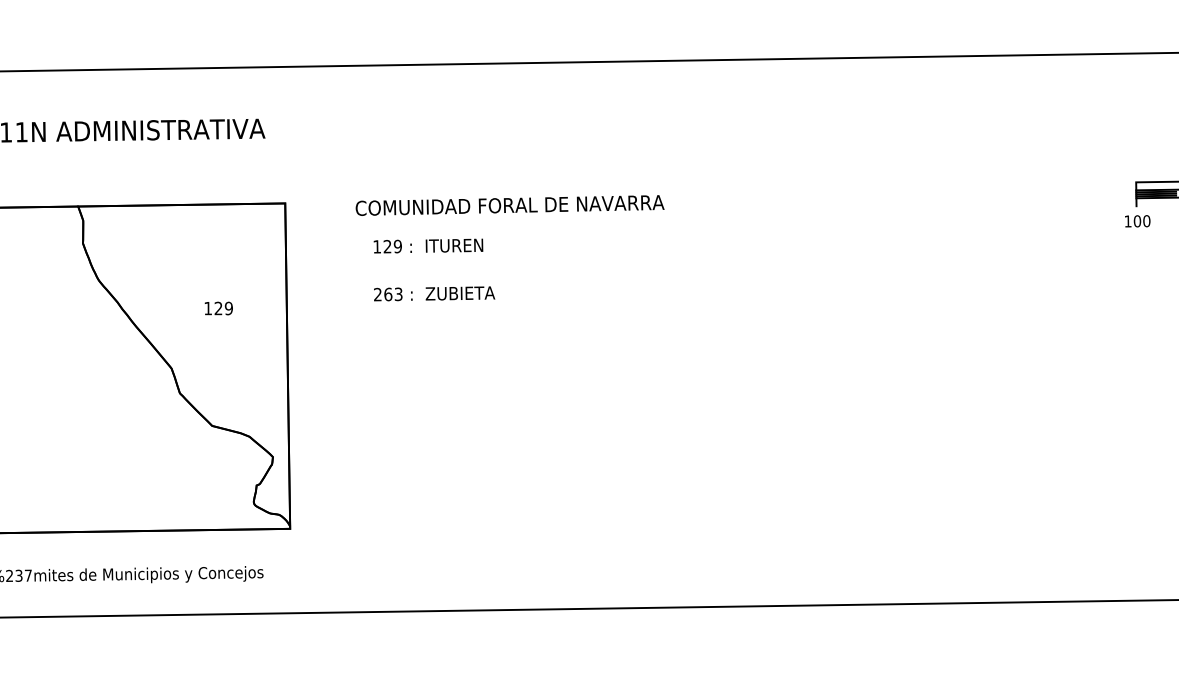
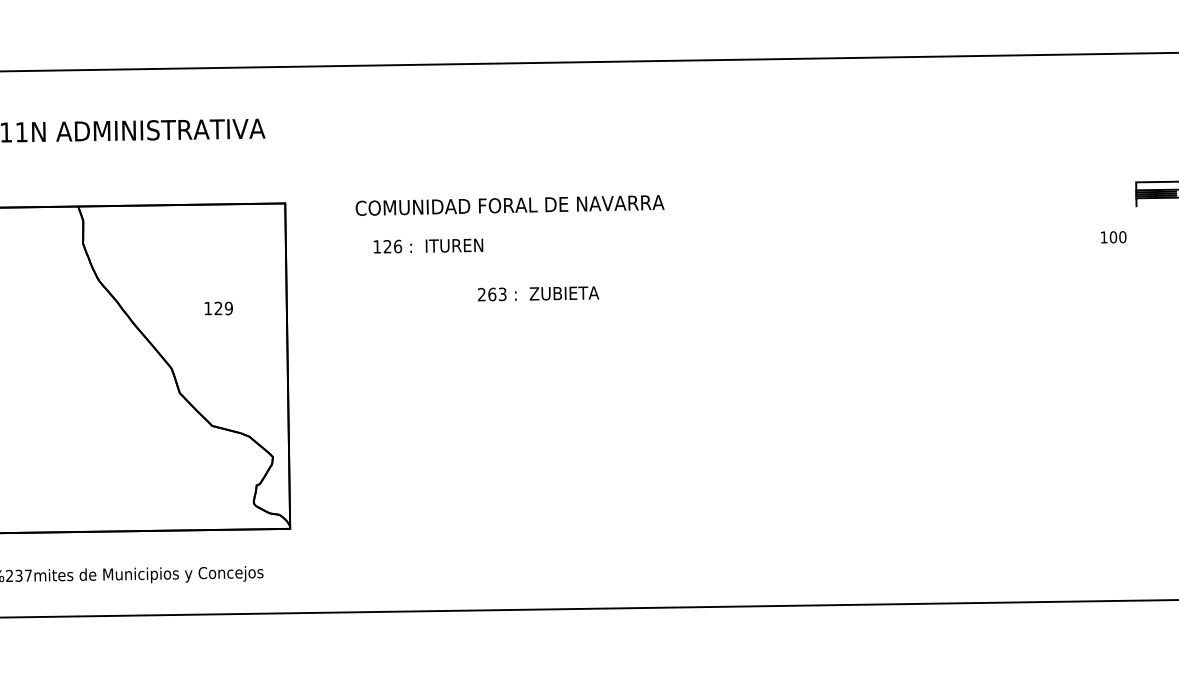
text position: (1137, 221) -> (1113, 237) (1113, 237)
text: 129 -> 126 (397, 246)
text position: (434, 293) -> (538, 293) (538, 293)
